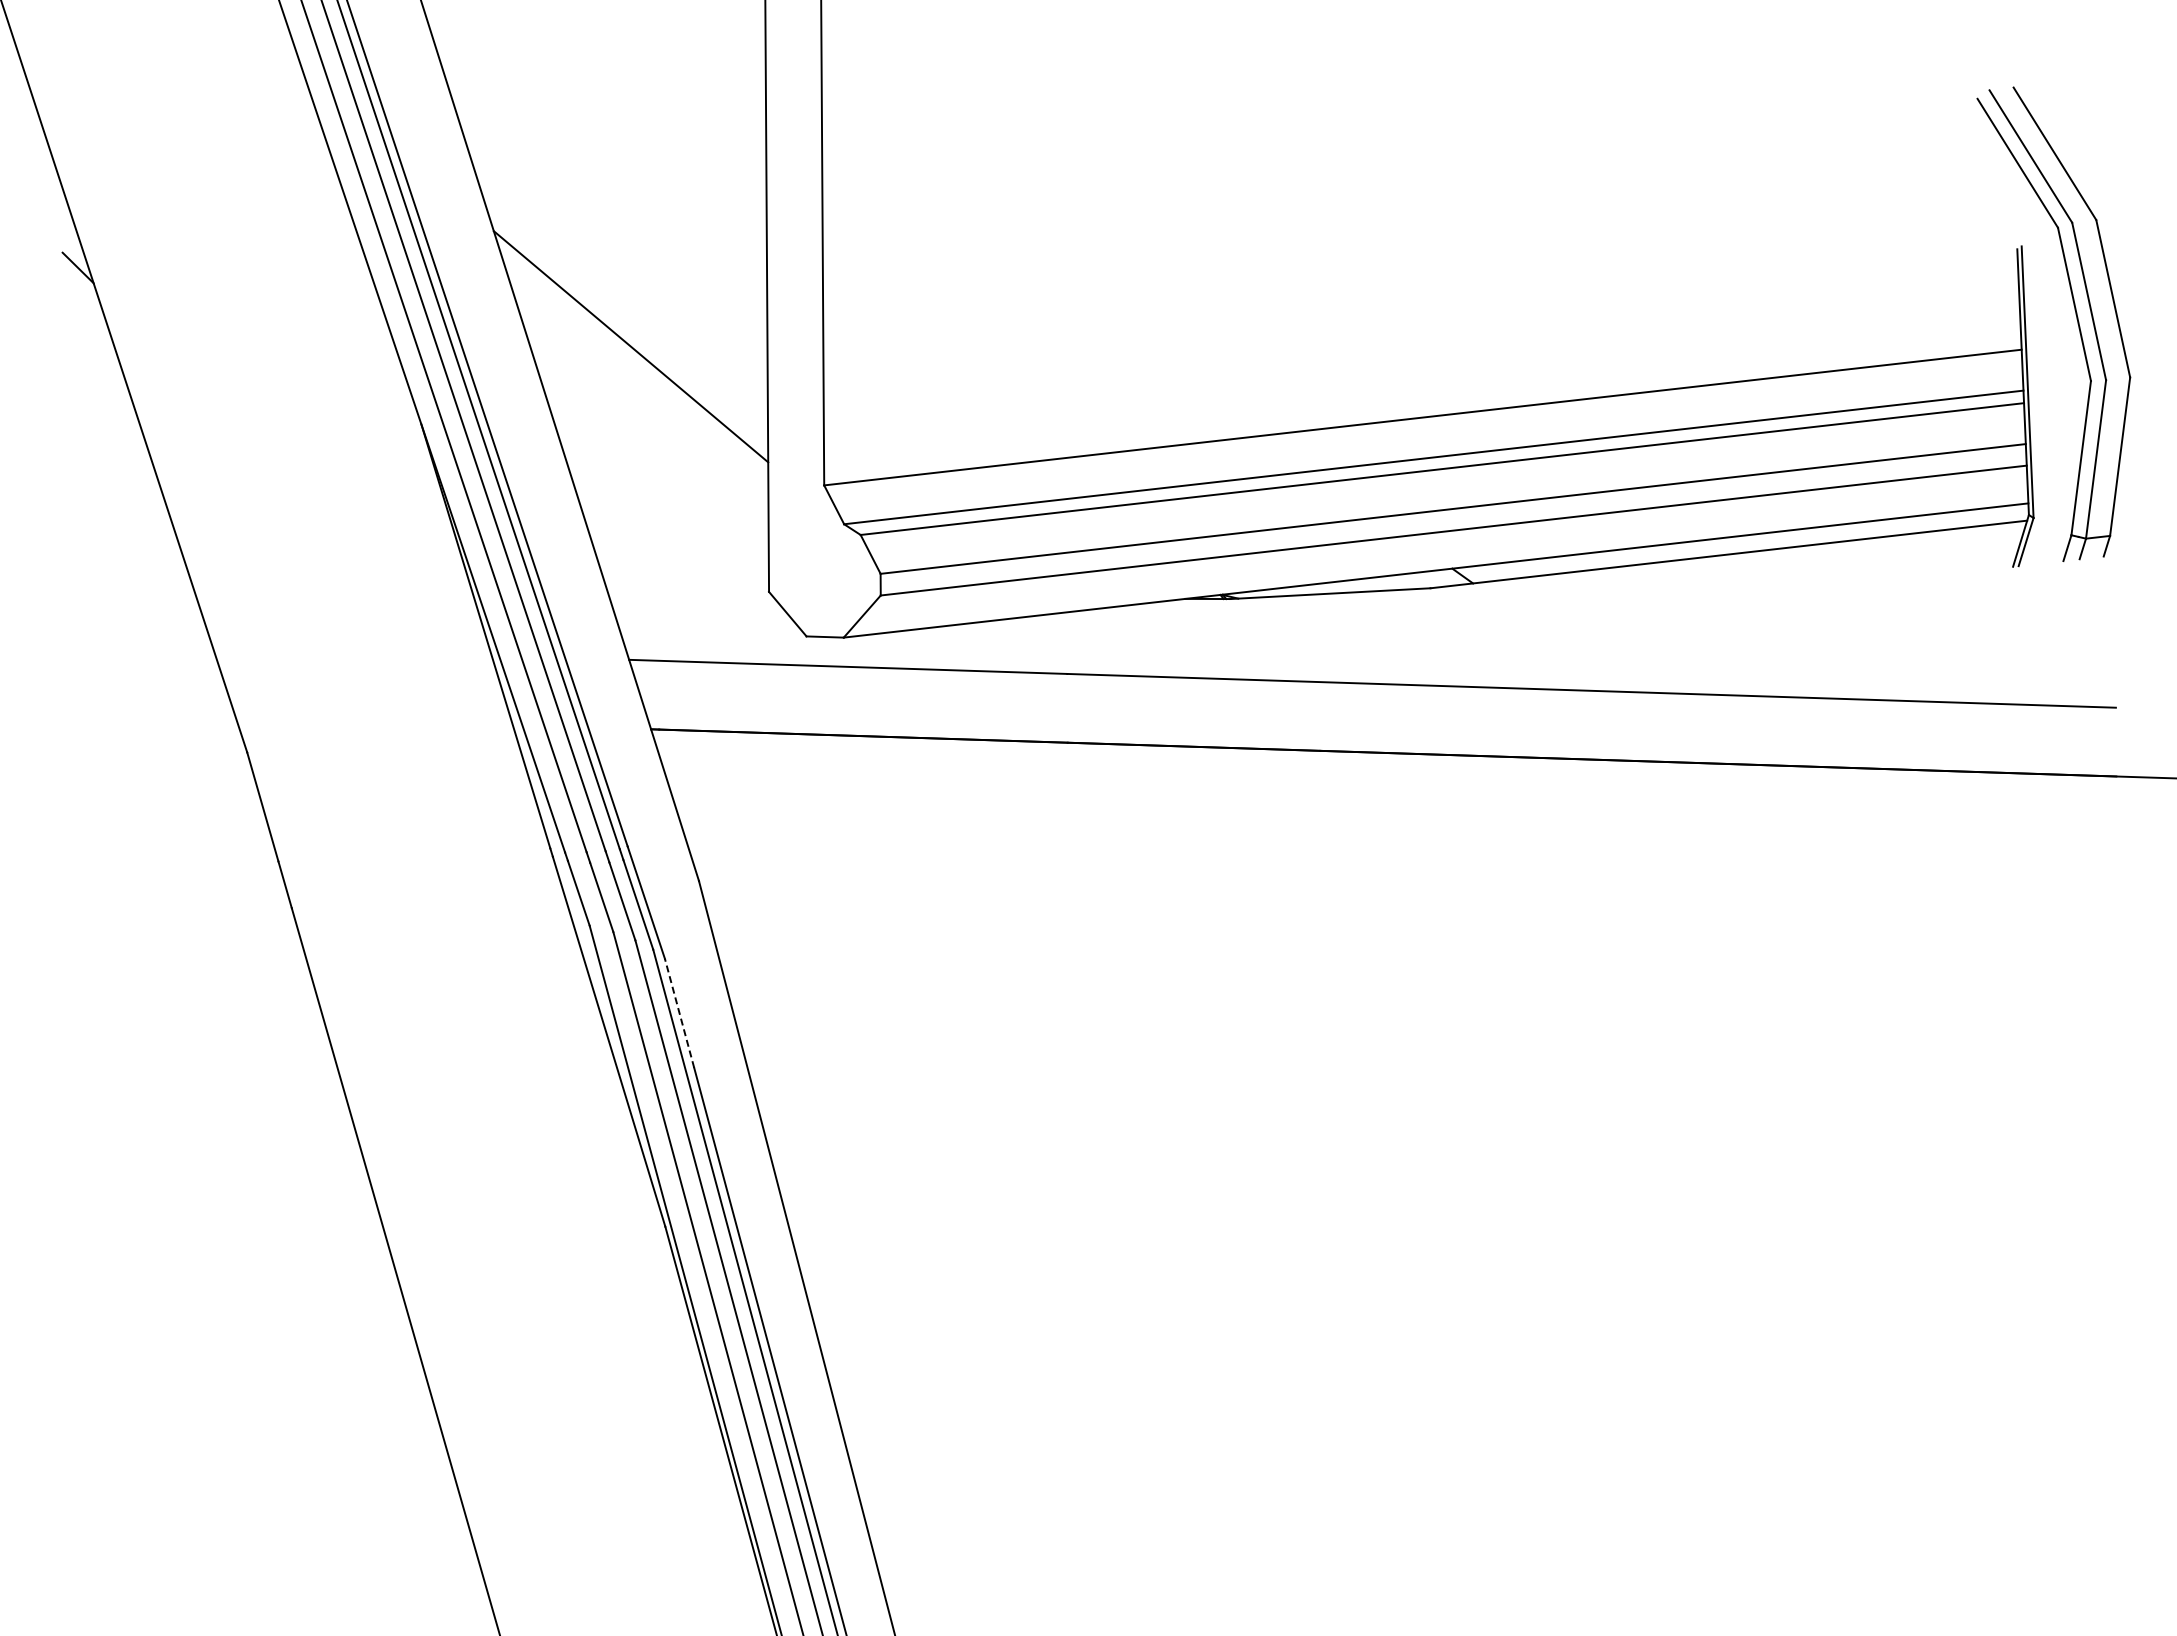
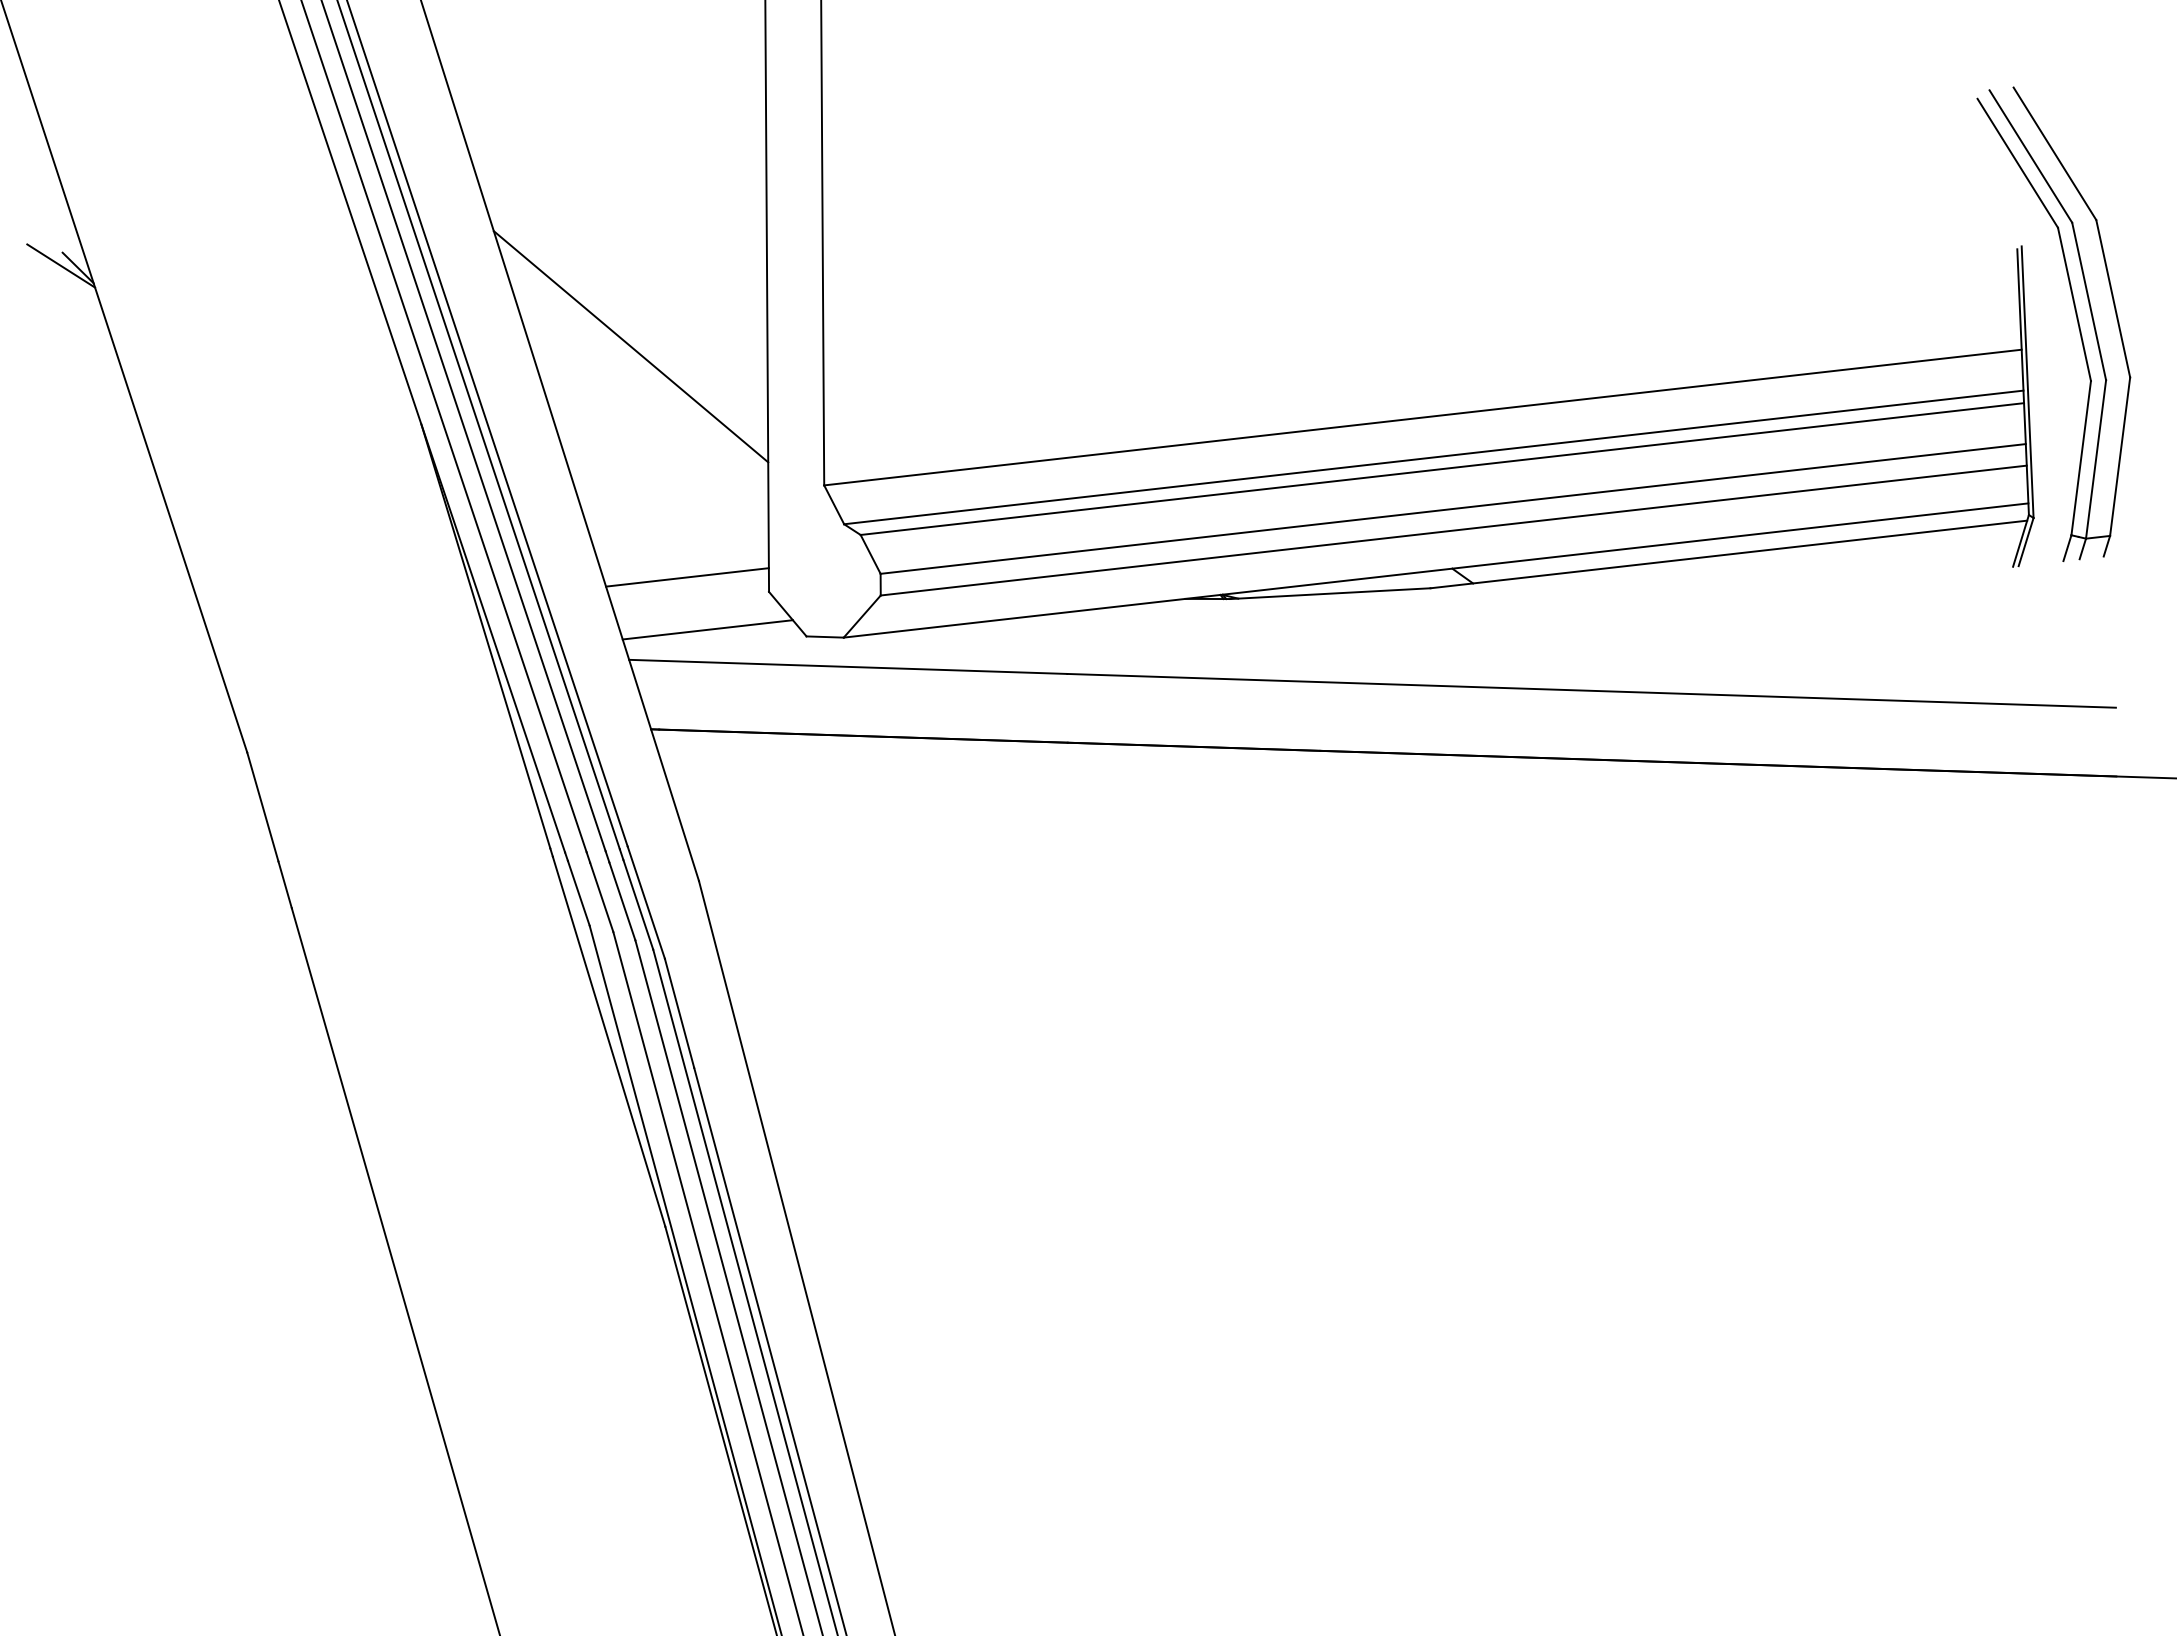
line: none -> present (61, 265)
line: none -> present (687, 577)
line: none -> present (707, 629)
line: dashed -> solid (679, 1013)
